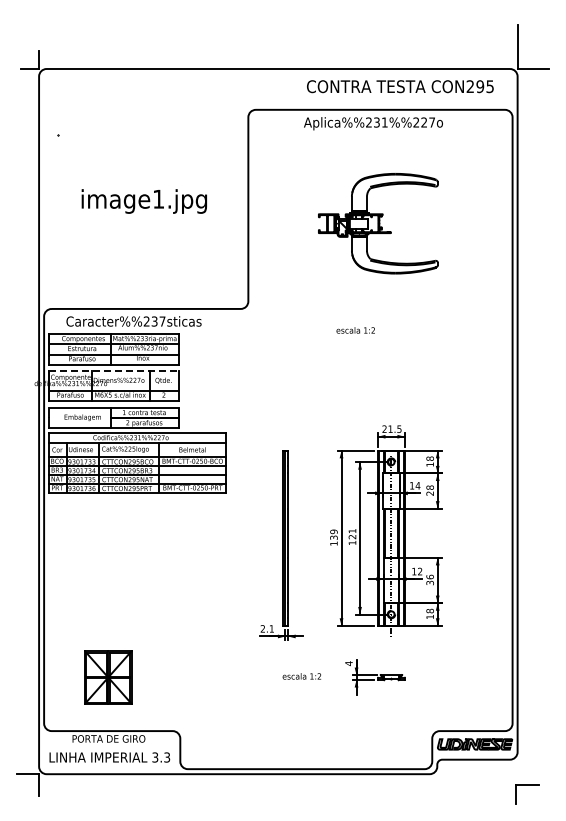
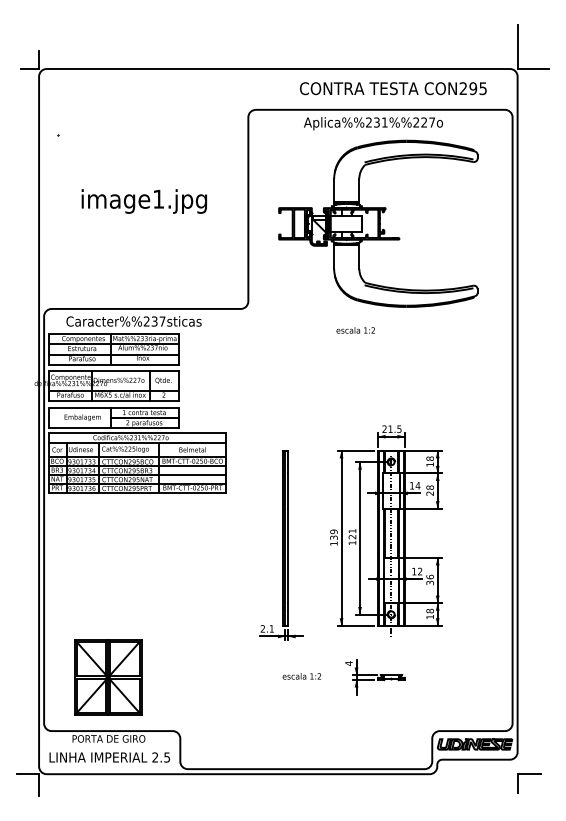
text position: (400, 86) -> (393, 88) (393, 88)
part size: 121x102 px -> 201x169 px (378, 223)
line: dashed -> solid (114, 370)
part size: 49x55 px -> 69x77 px (108, 677)
text: 3.3 -> 2.5 (160, 757)
part position: (527, 785) -> (529, 774) (529, 774)
